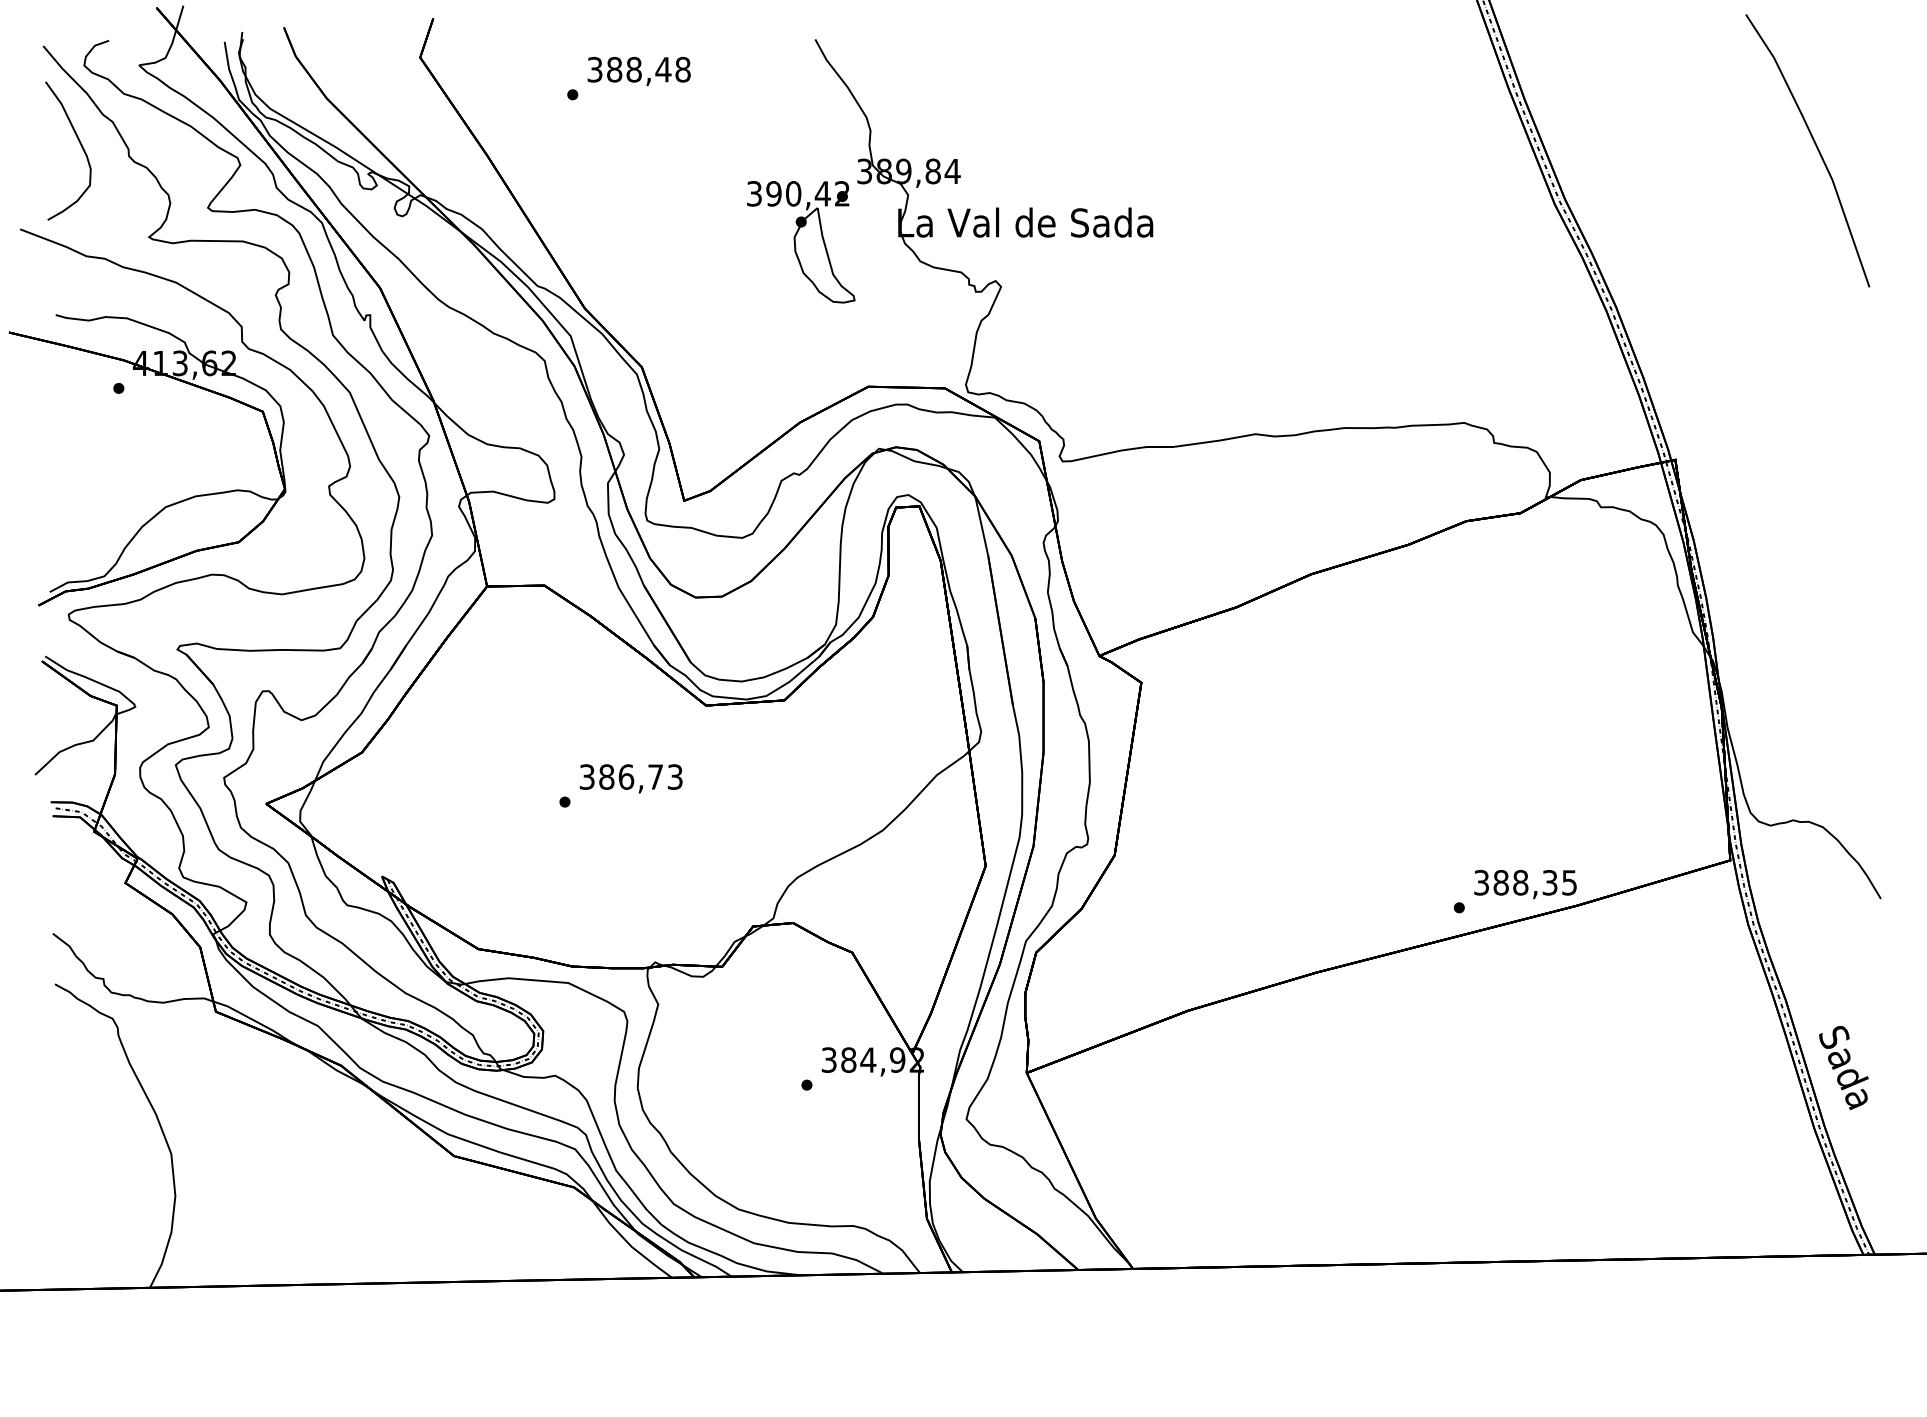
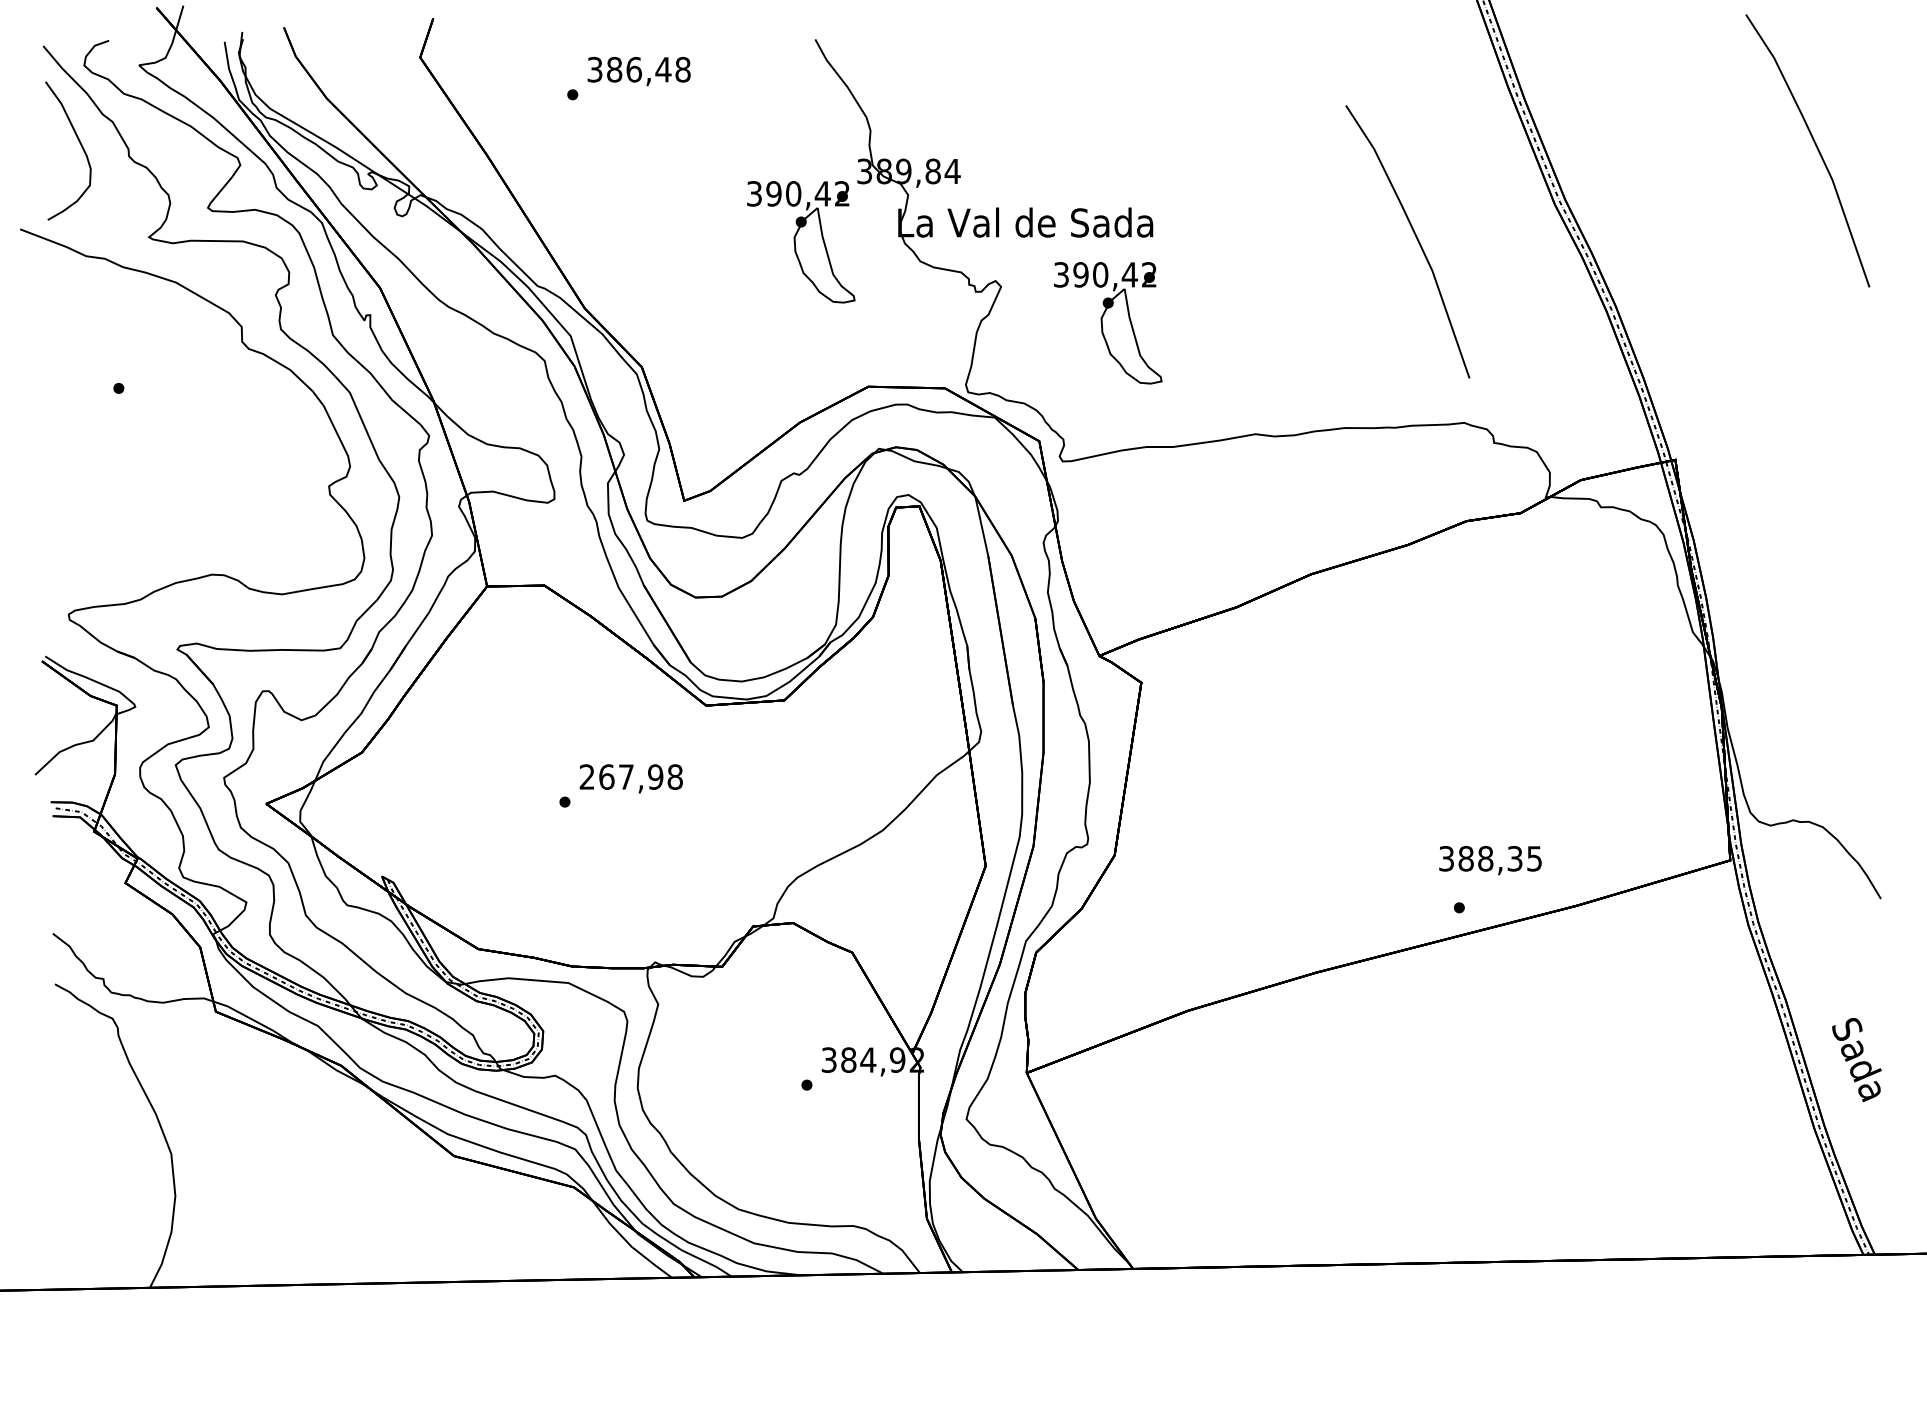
text: 388,48 -> 386,48 (633, 69)
line: none -> present (1415, 237)
part: none -> present (1108, 323)
part: present -> none (166, 505)
text: 386,73 -> 267,98 (630, 776)
text position: (1525, 884) -> (1490, 860) (1490, 860)
text position: (1843, 1068) -> (1856, 1060) (1856, 1060)
